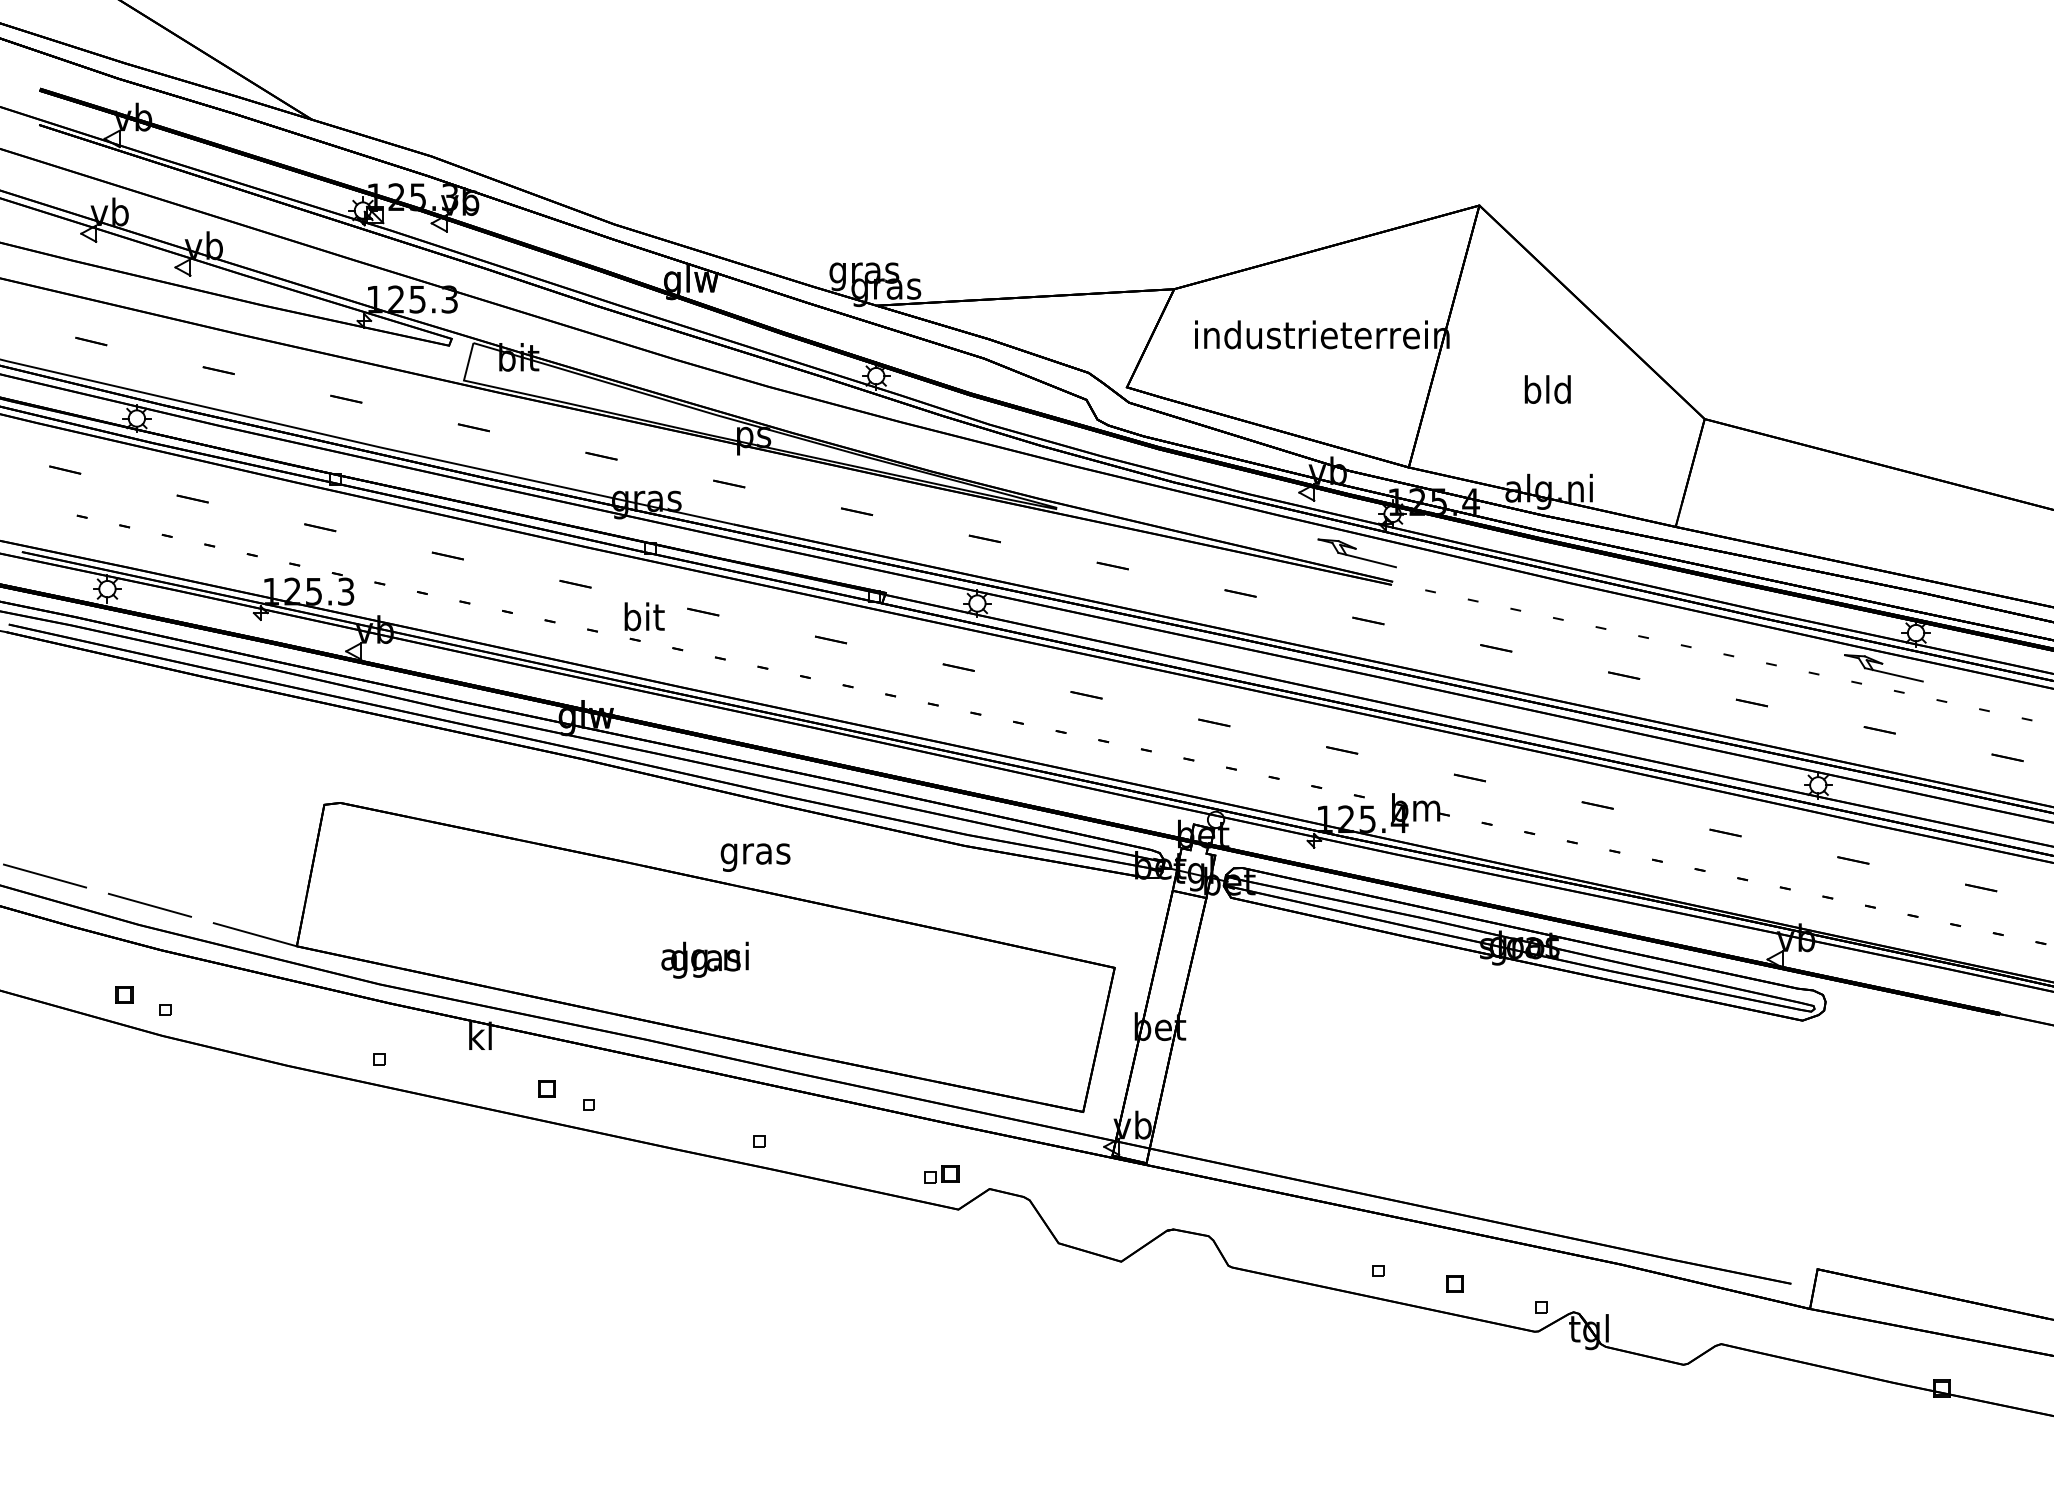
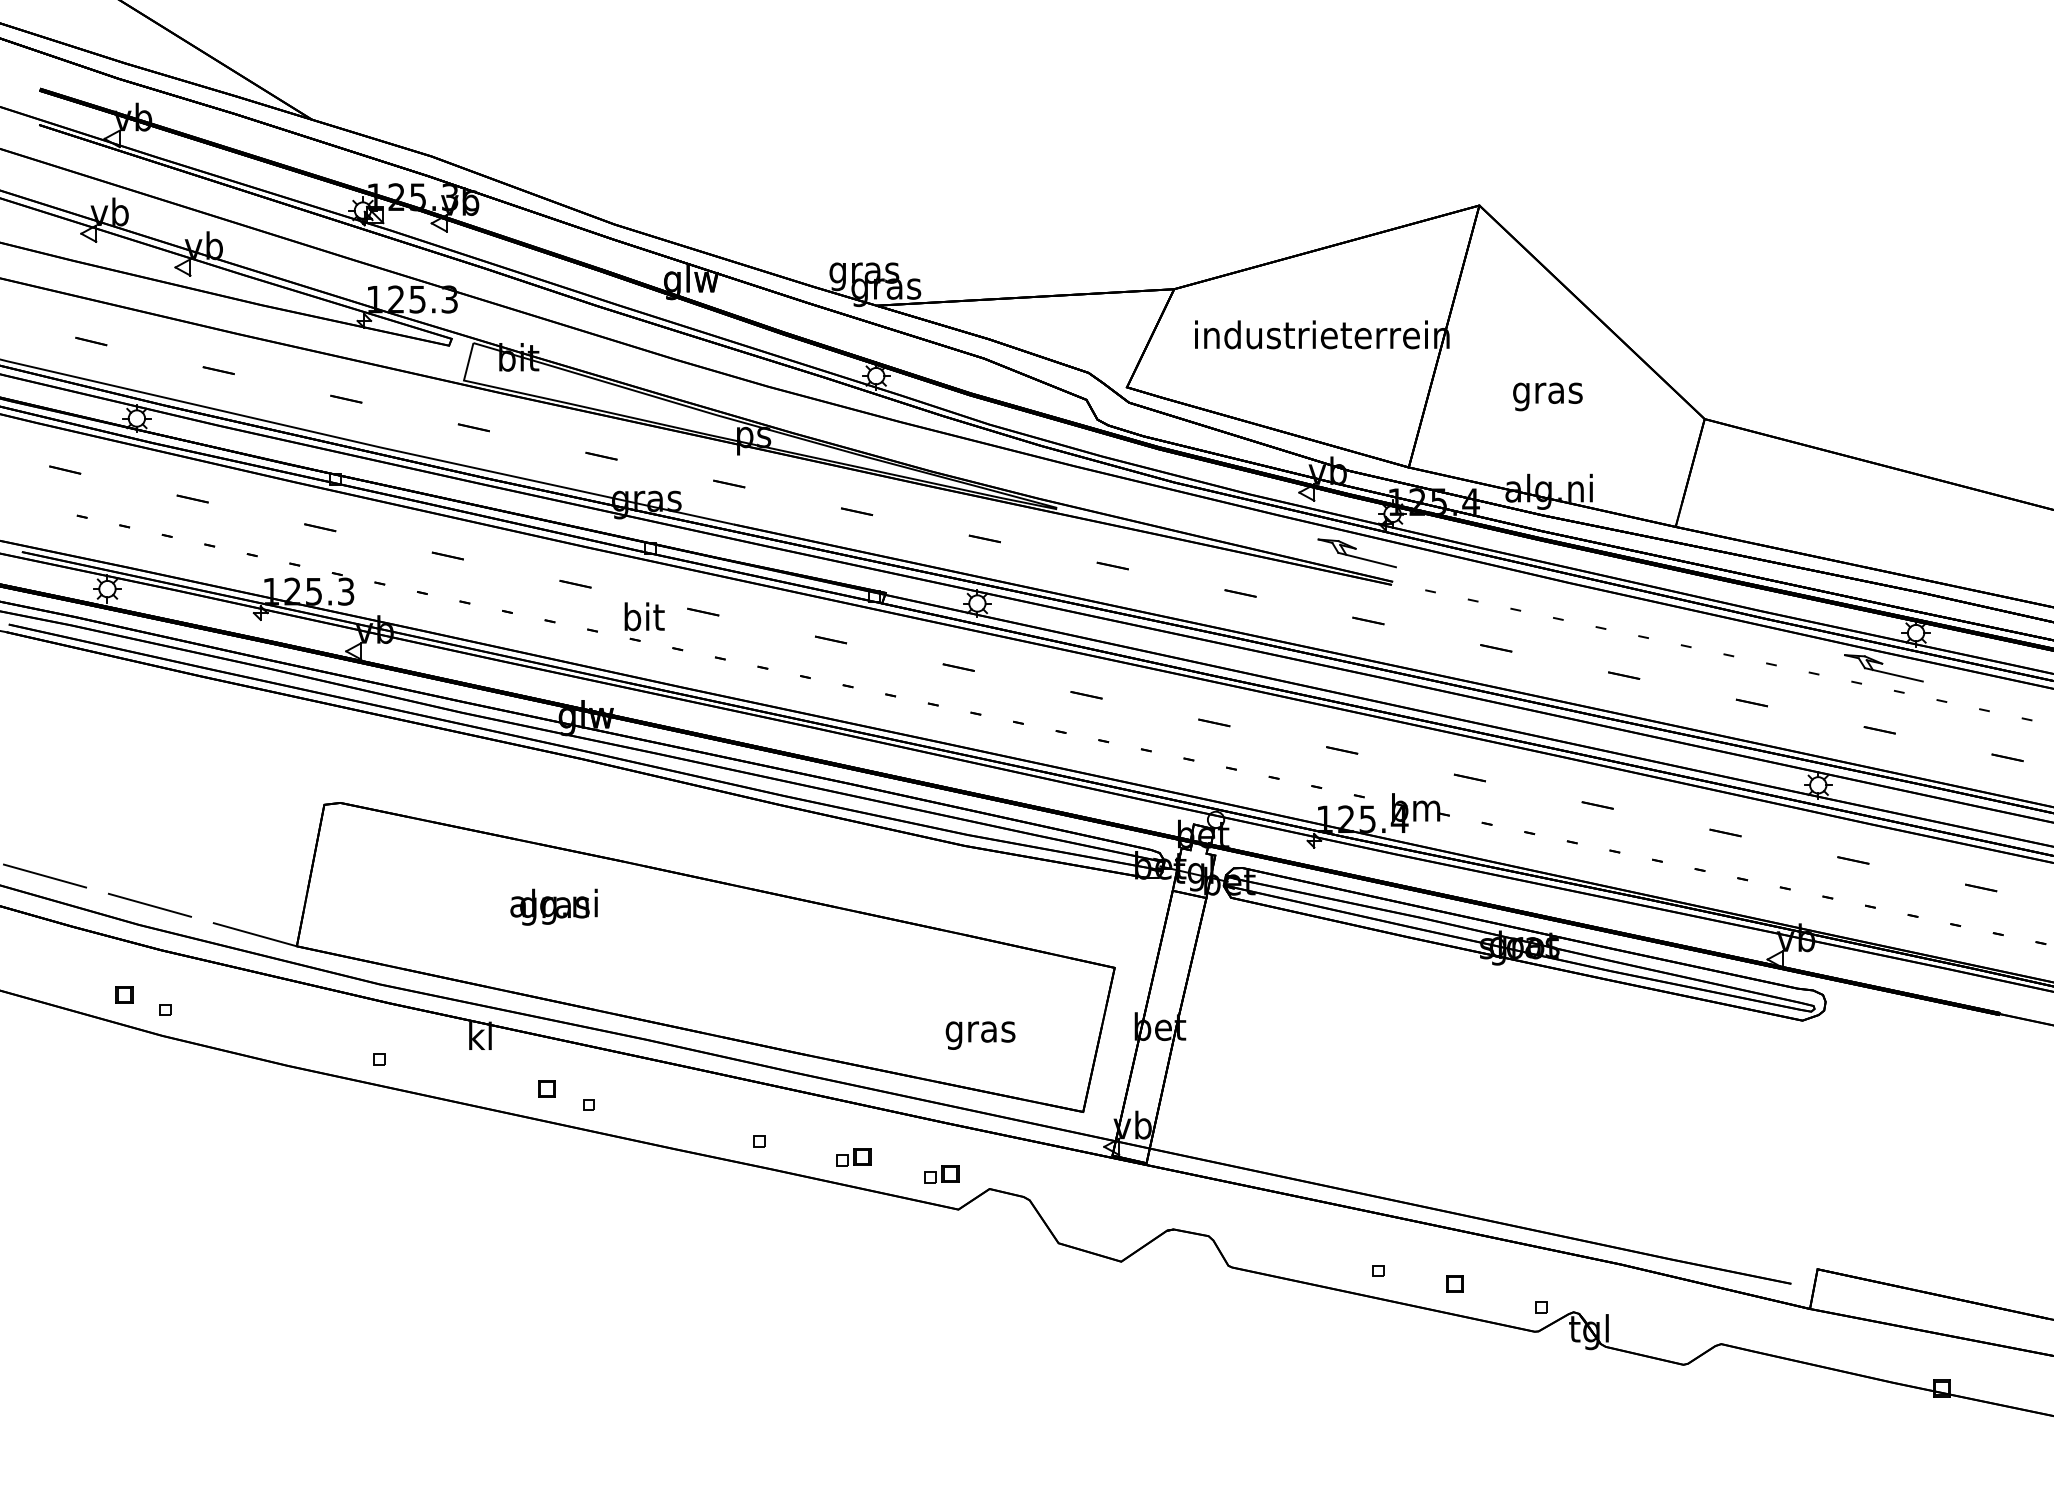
text: bld -> gras (1547, 393)
text position: (755, 857) -> (980, 1035) (980, 1035)
text position: (704, 959) -> (553, 906) (553, 906)
part: none -> present (853, 1157)
